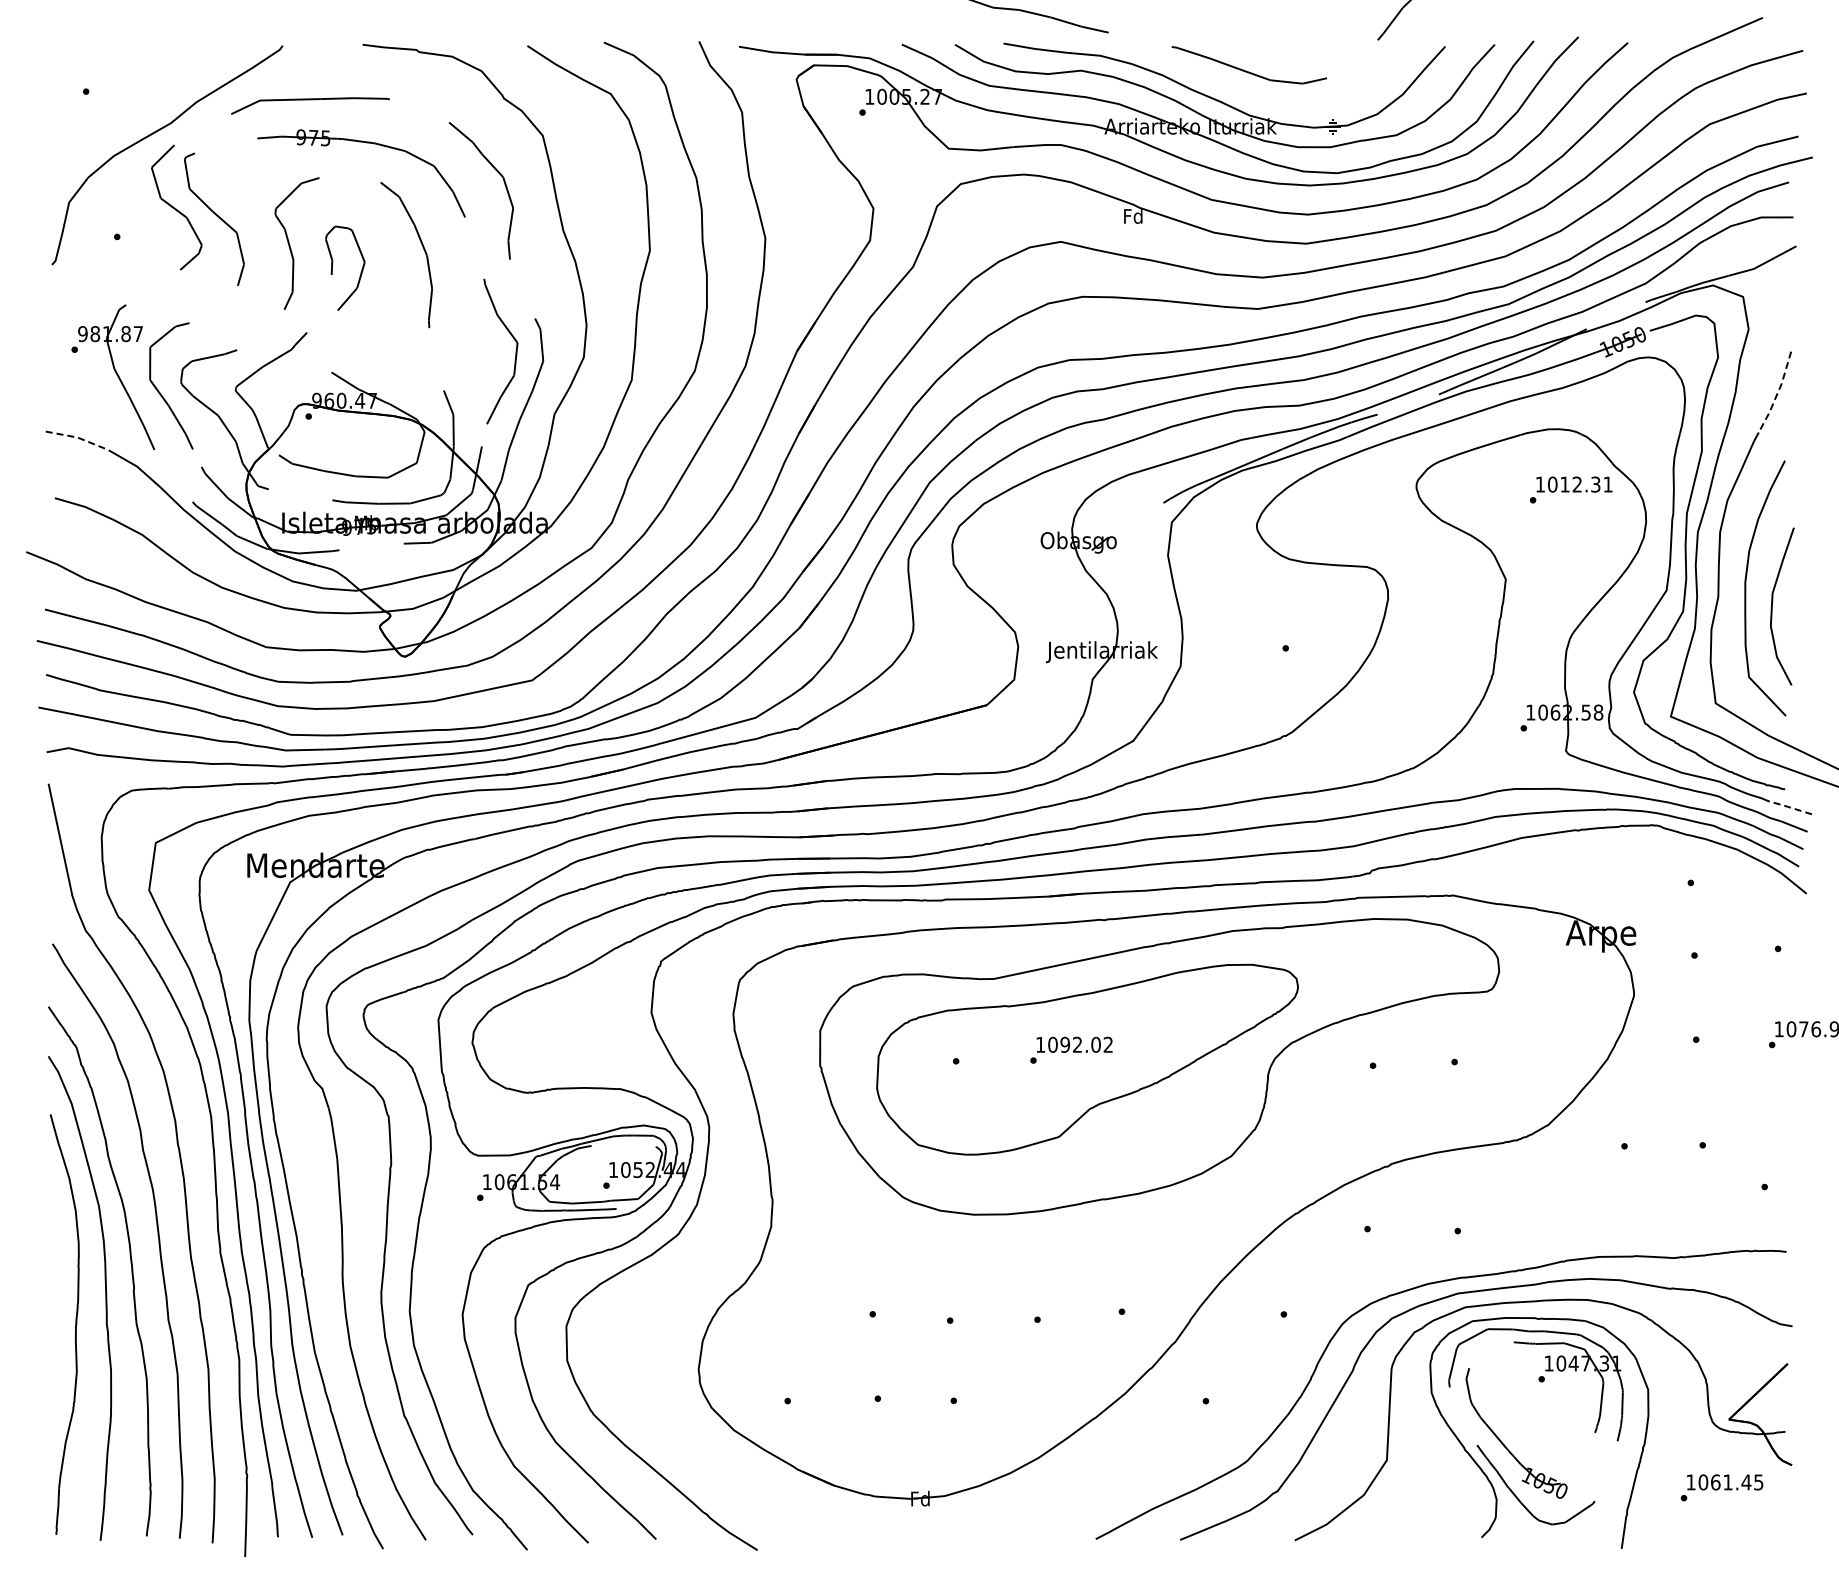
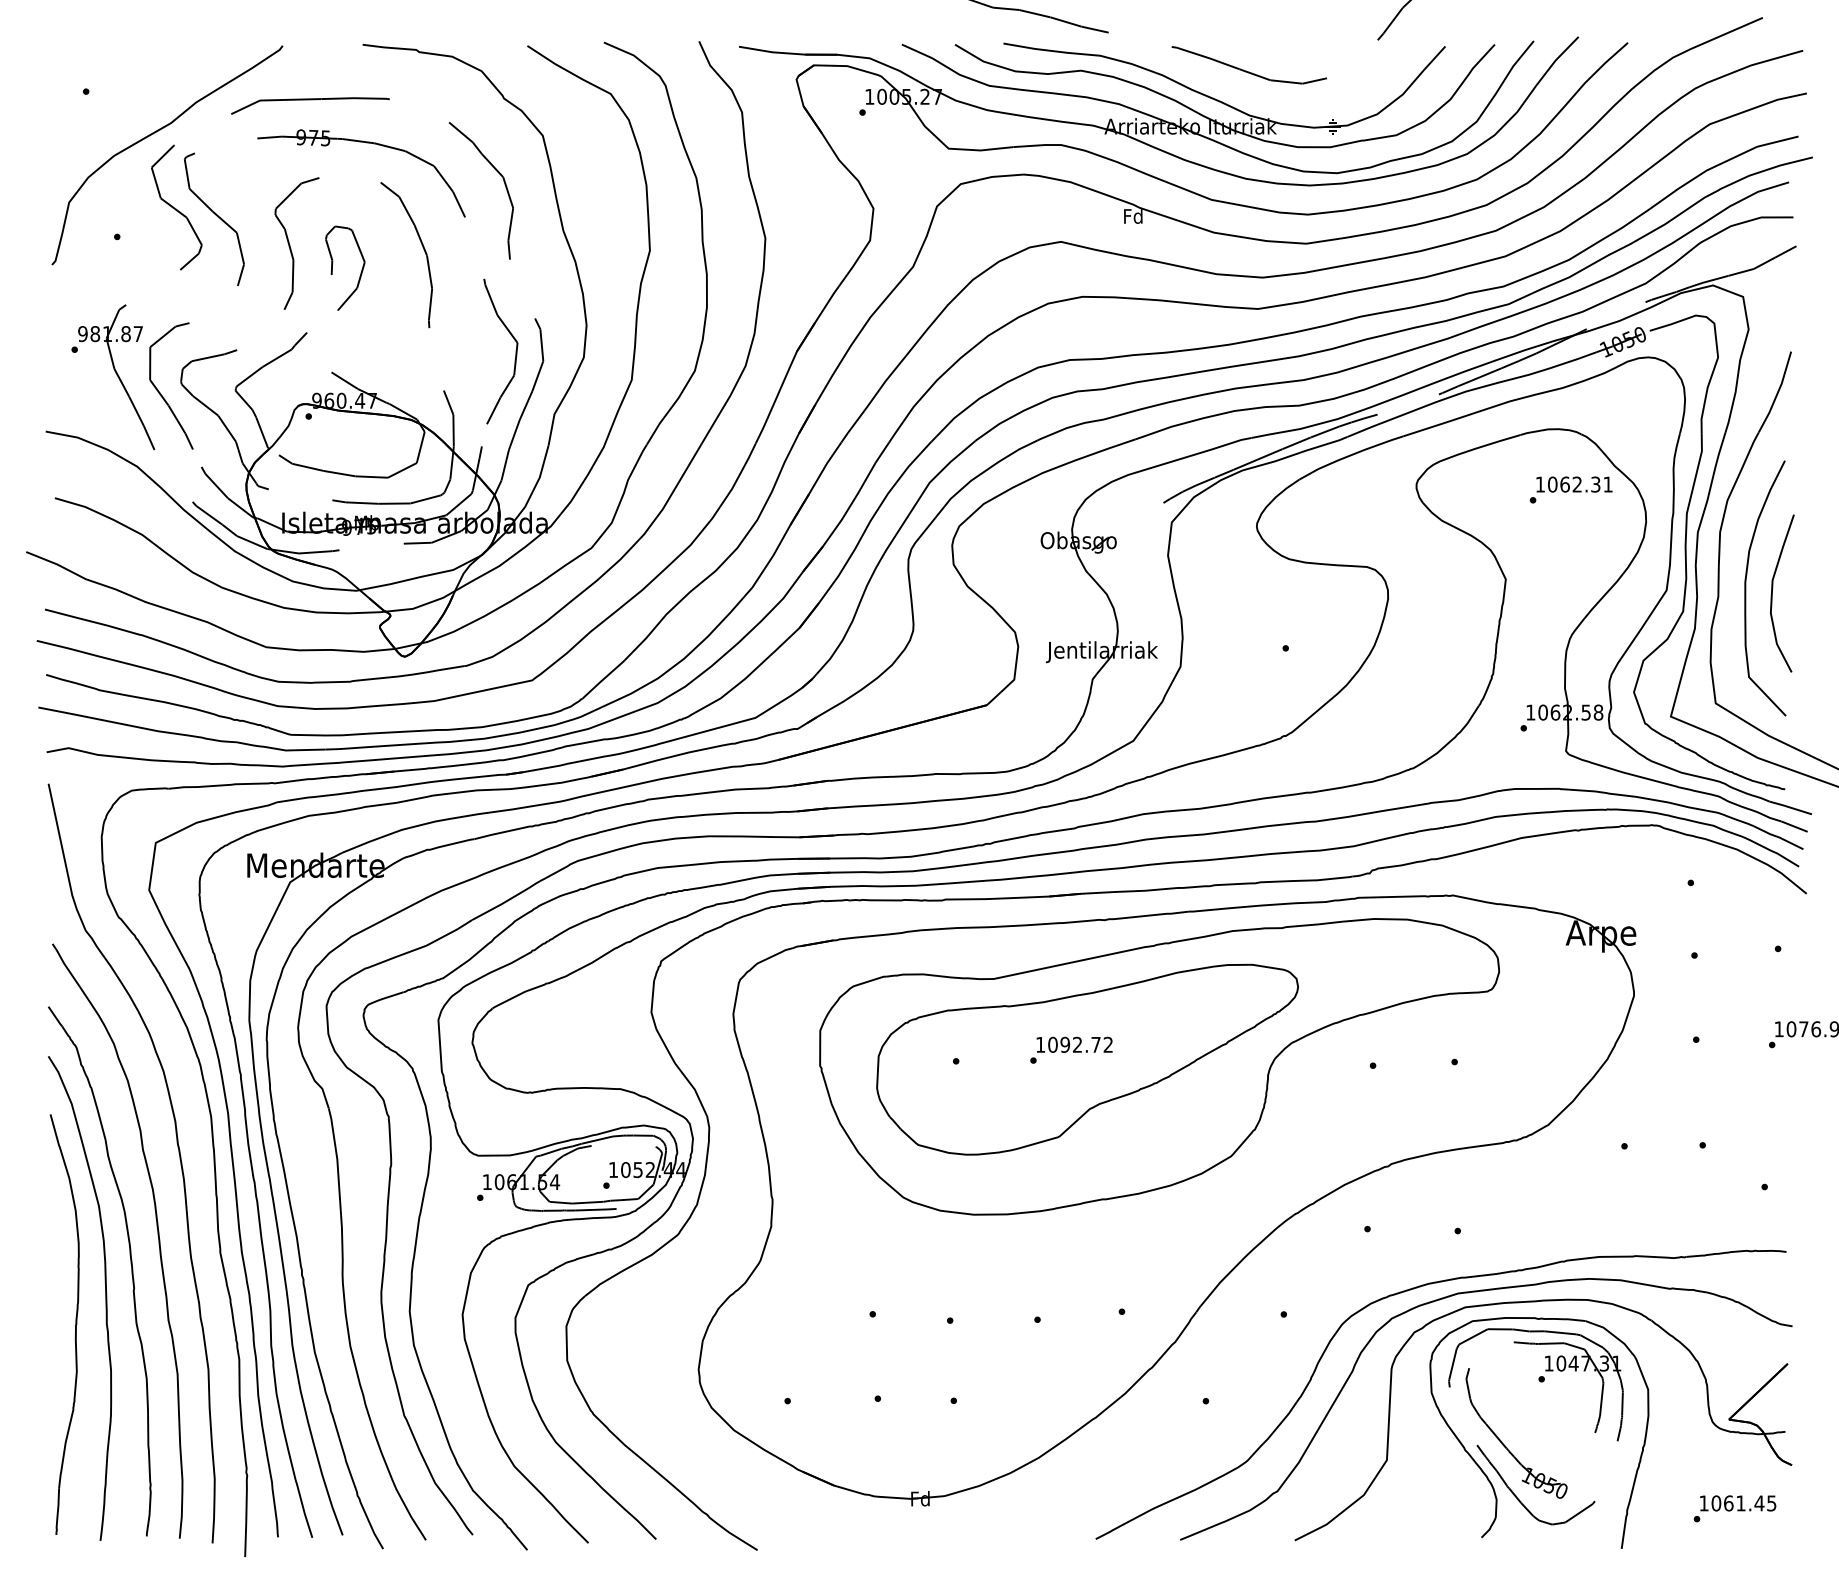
line: dashed -> solid (1777, 393)
line: dashed -> solid (78, 437)
text: 1012.31 -> 1062.31 (1564, 484)
curve position: (1772, 606) -> (1772, 593) (1772, 593)
line: dashed -> solid (1789, 807)
text: 1092.02 -> 1092.72 (1095, 1044)
text position: (1721, 1487) -> (1734, 1508) (1734, 1508)
